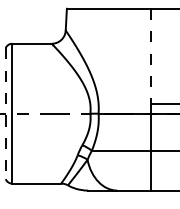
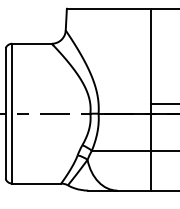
line: dashed -> solid (150, 56)
line: dashed -> solid (5, 114)
